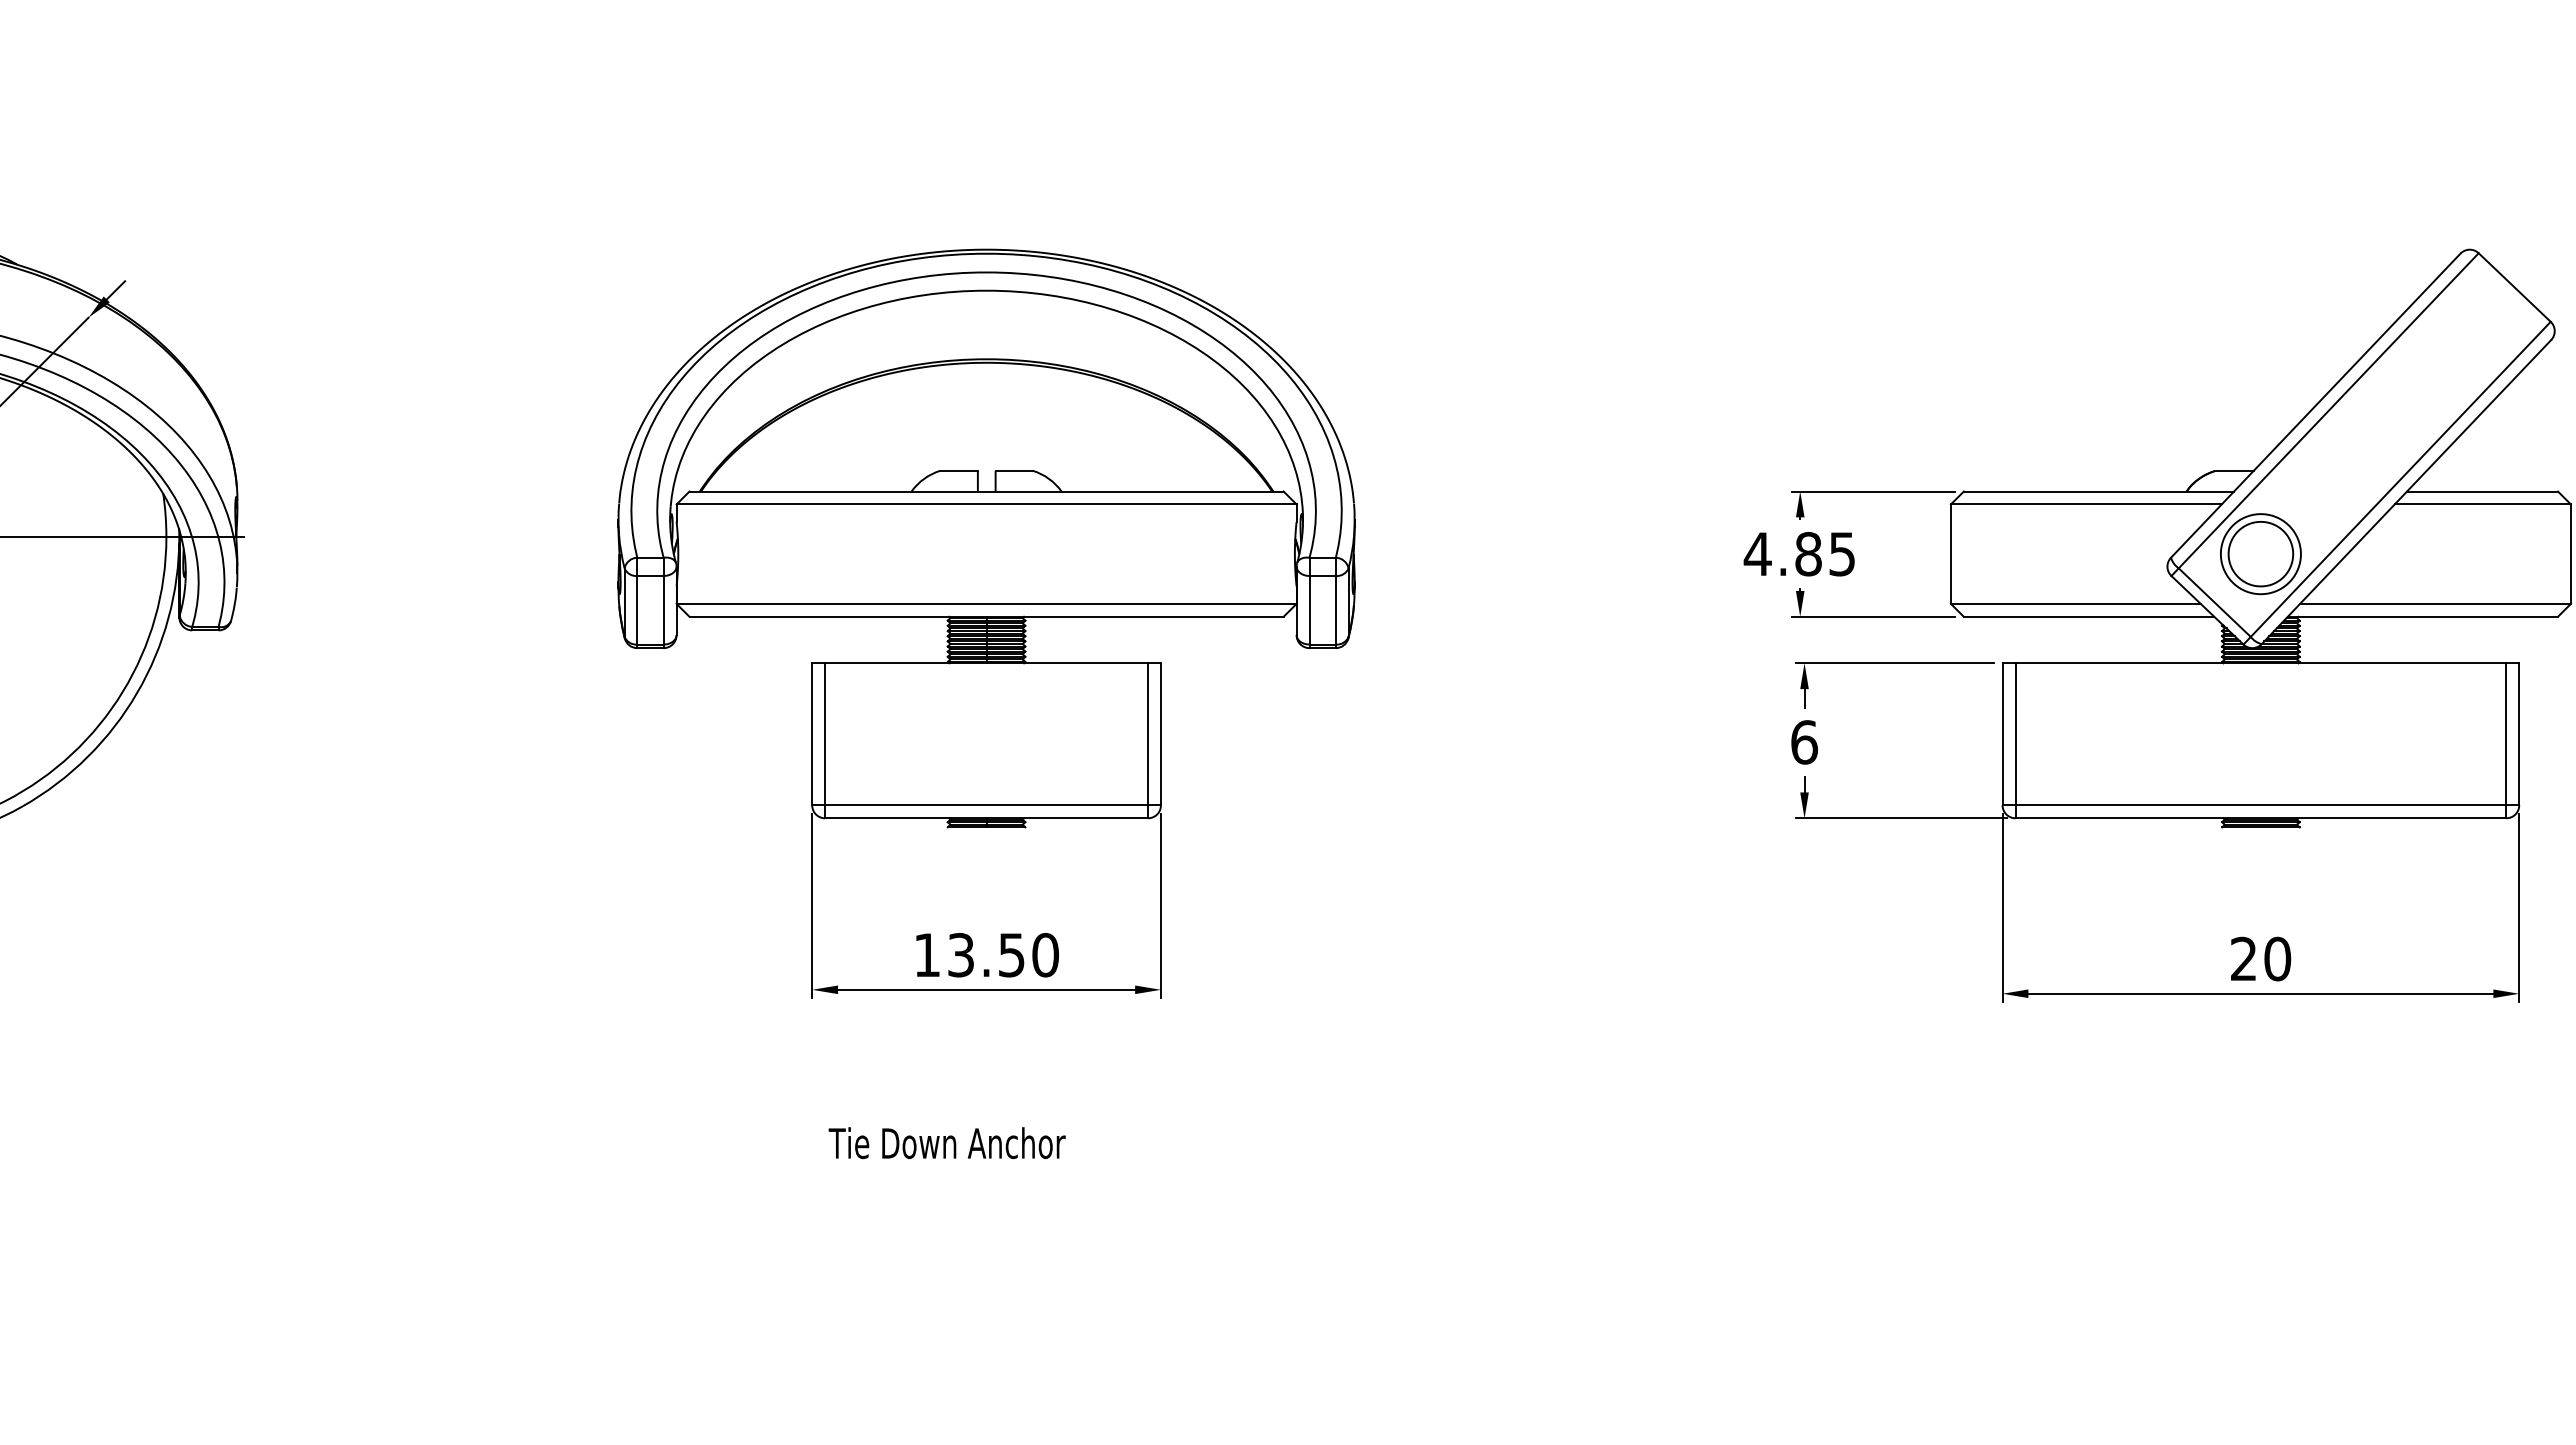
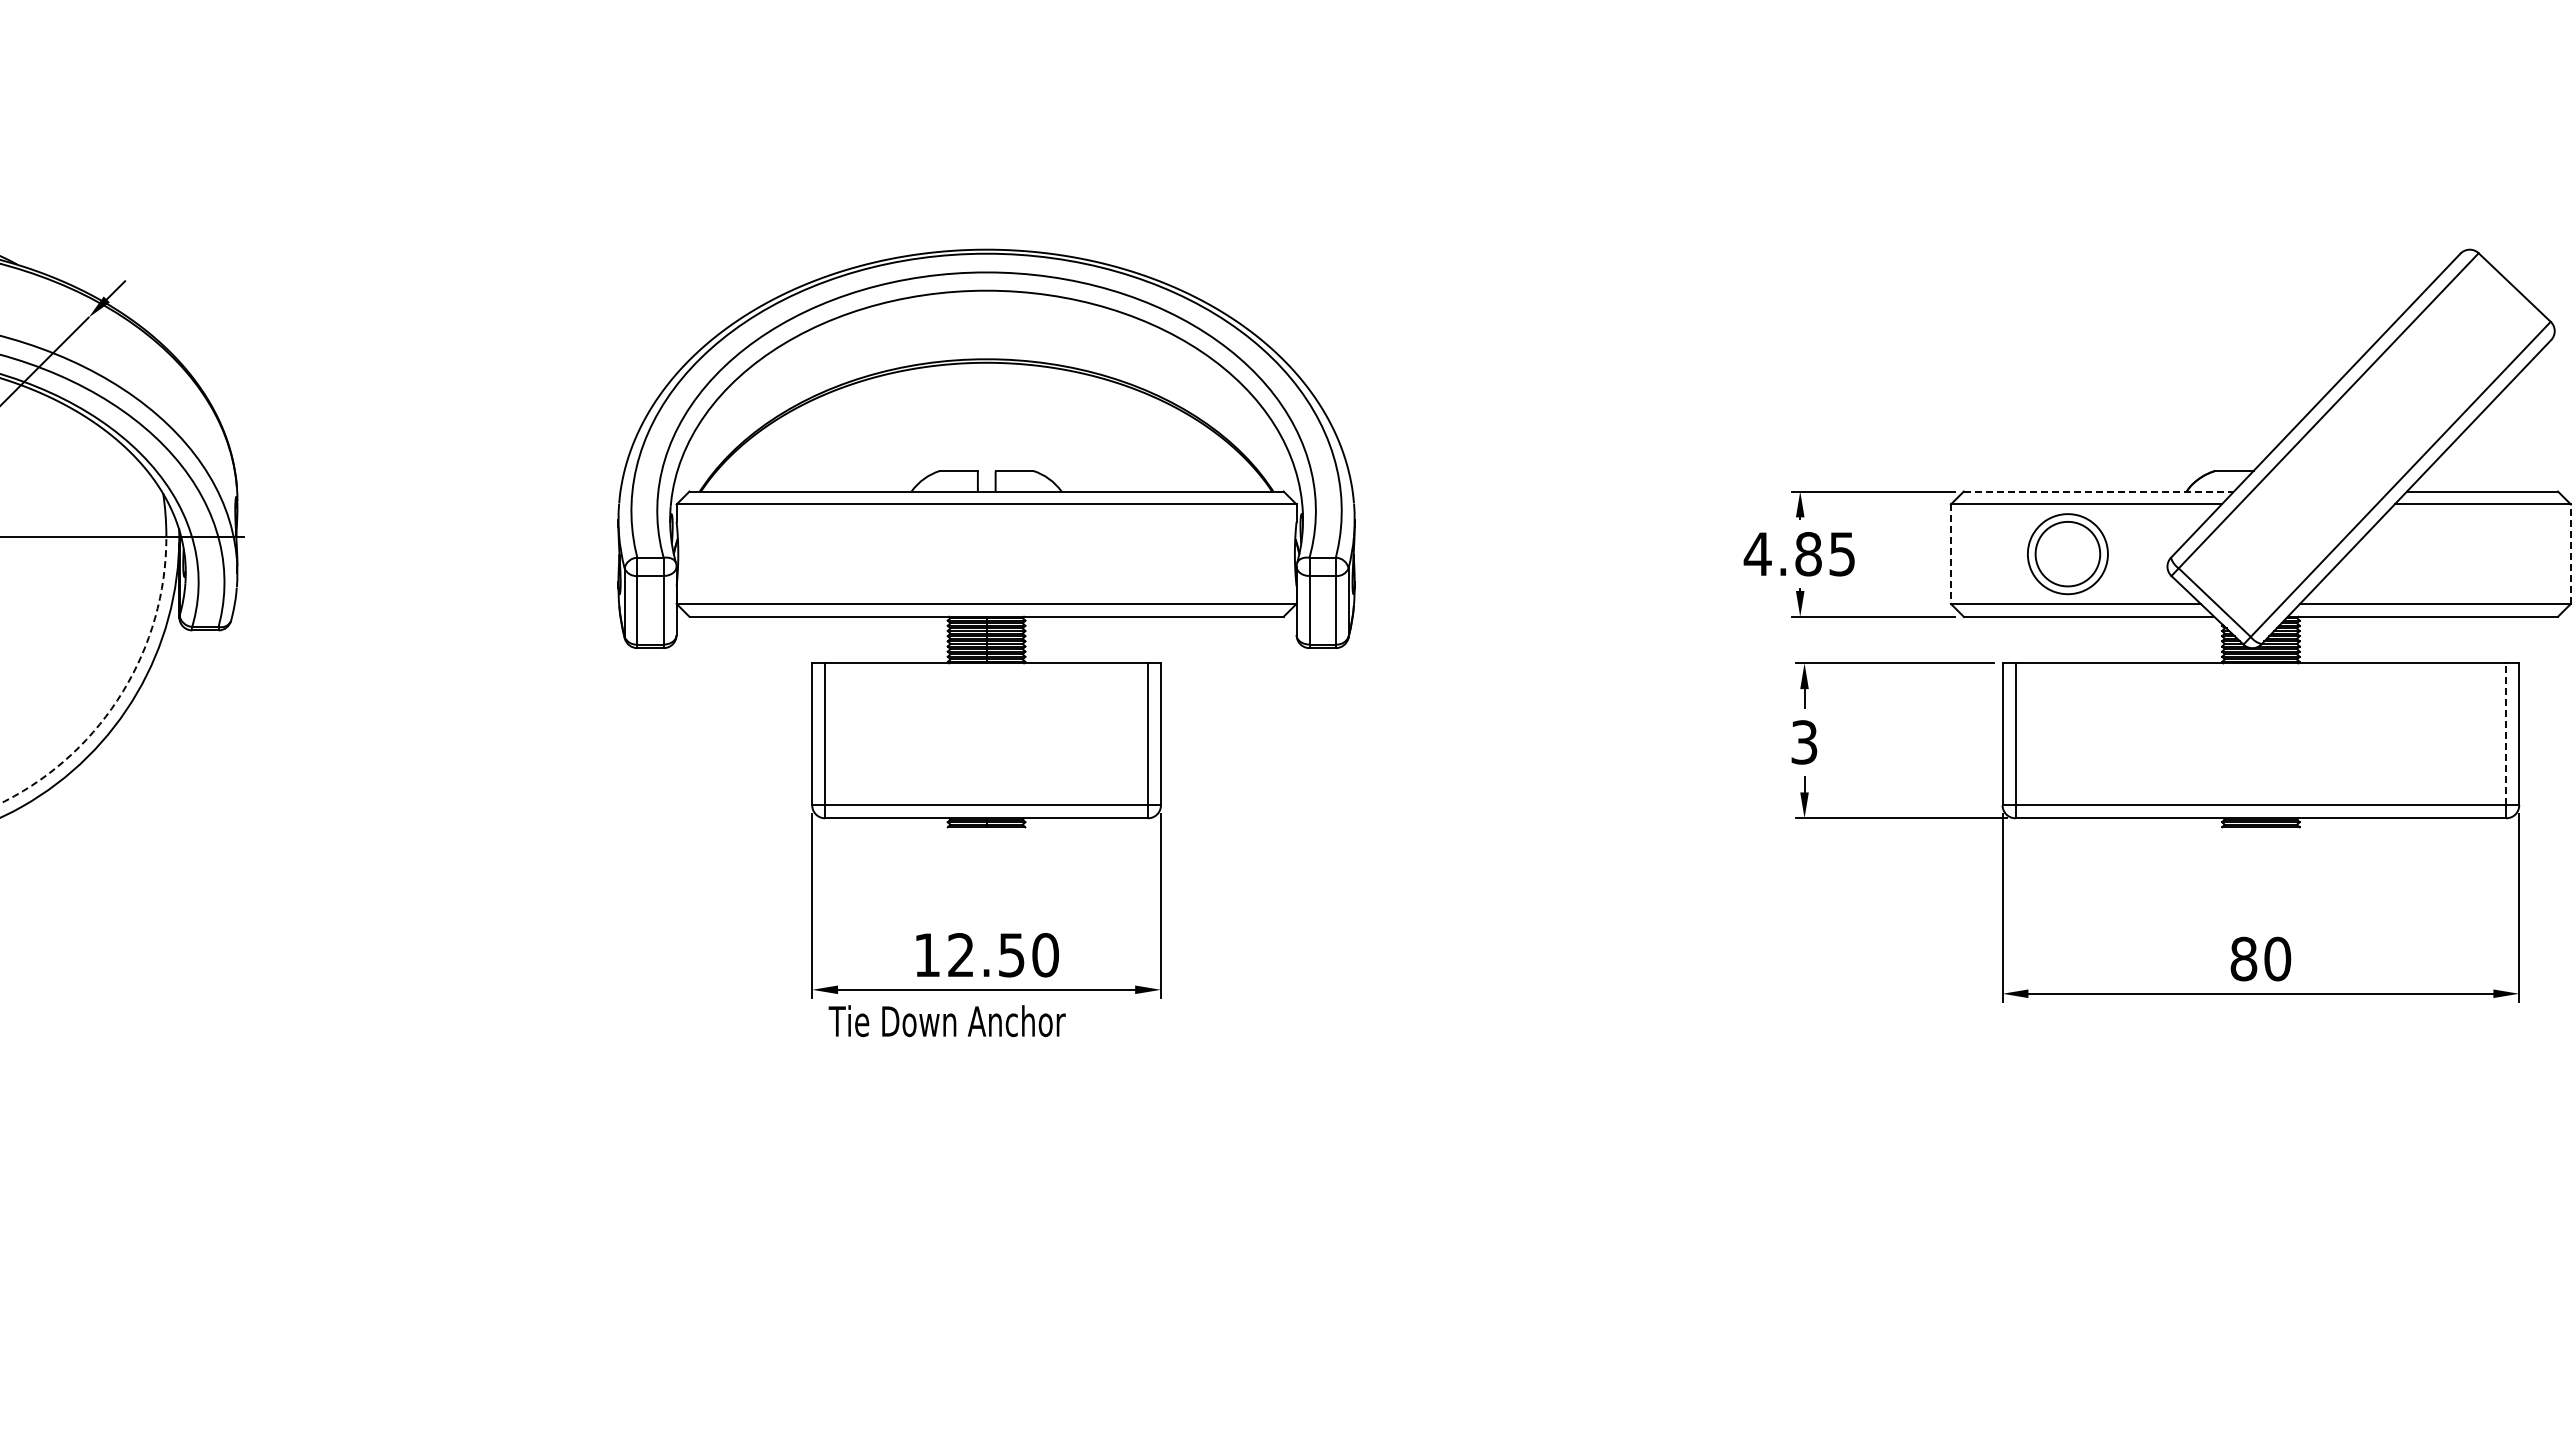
line: solid -> dashed (2099, 491)
line: solid -> dashed (1950, 554)
part position: (2260, 554) -> (2067, 554) (2067, 554)
line: solid -> dashed (2570, 554)
arc: solid -> dashed (121, 693)
line: solid -> dashed (2506, 733)
text: 6 -> 3 (1804, 742)
text: 13.50 -> 12.50 (960, 955)
text: 20 -> 80 (2243, 958)
text position: (946, 1143) -> (946, 1021) (946, 1021)
